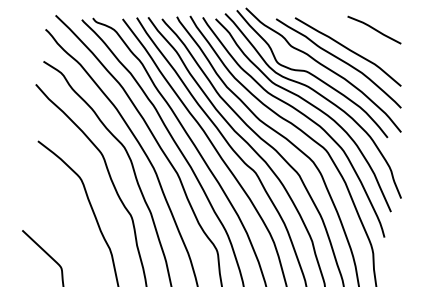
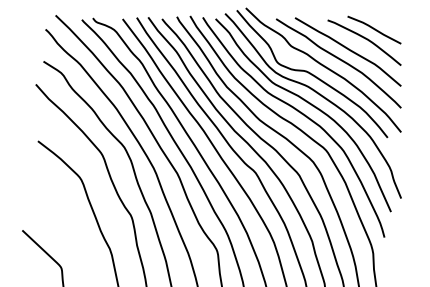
curve: none -> present (365, 39)
